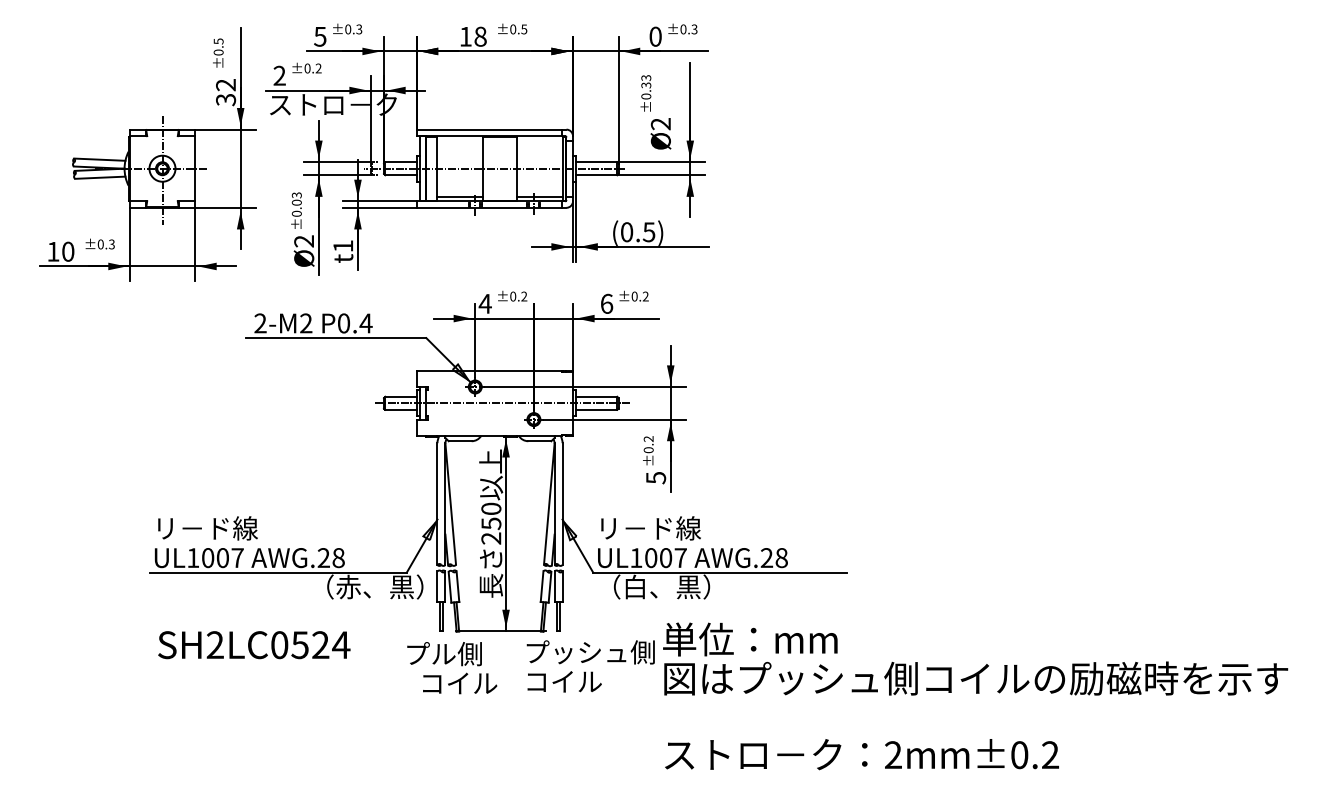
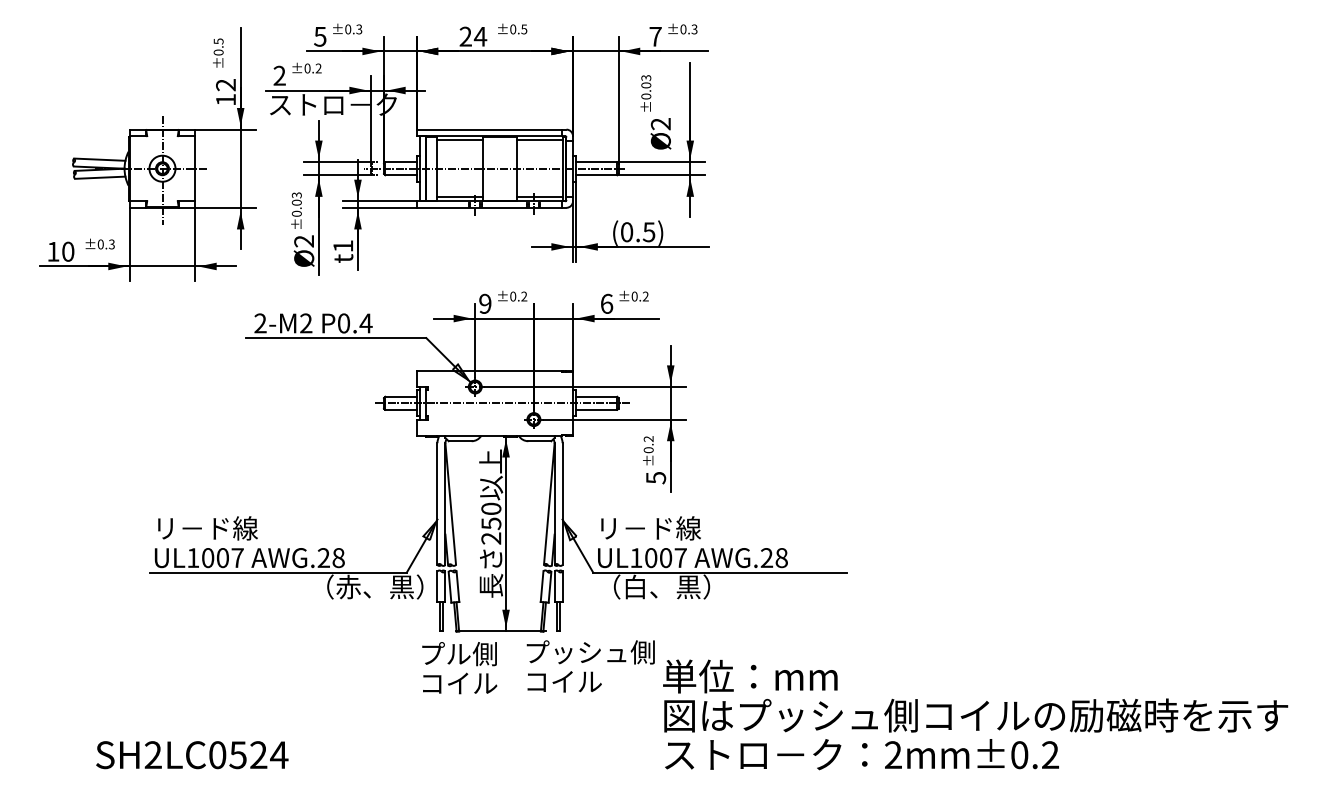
text: 18 -> 24 (473, 36)
text: 0 -> 7 (655, 36)
text: ±0.33 -> ±0.03 (646, 85)
text: 32 -> 12 (226, 100)
line: none -> present (460, 140)
line: none -> present (539, 140)
text: 4 -> 9 (484, 303)
text position: (254, 645) -> (192, 755) (192, 755)
text position: (444, 654) -> (459, 654) (459, 654)
text position: (975, 658) -> (975, 695) (975, 695)
